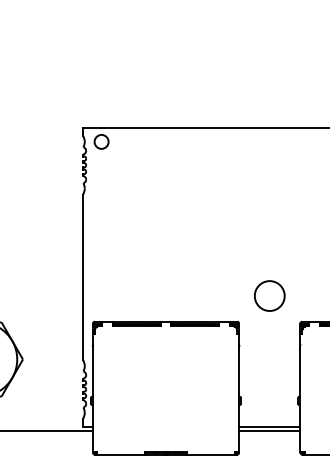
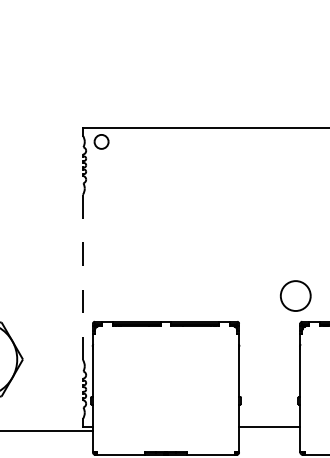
line: solid -> dashed (82, 277)
part position: (269, 295) -> (295, 295) (295, 295)
line: present -> none (269, 430)
